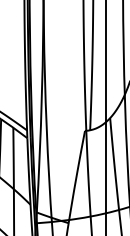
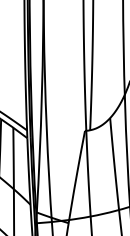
line: present -> none (105, 117)
